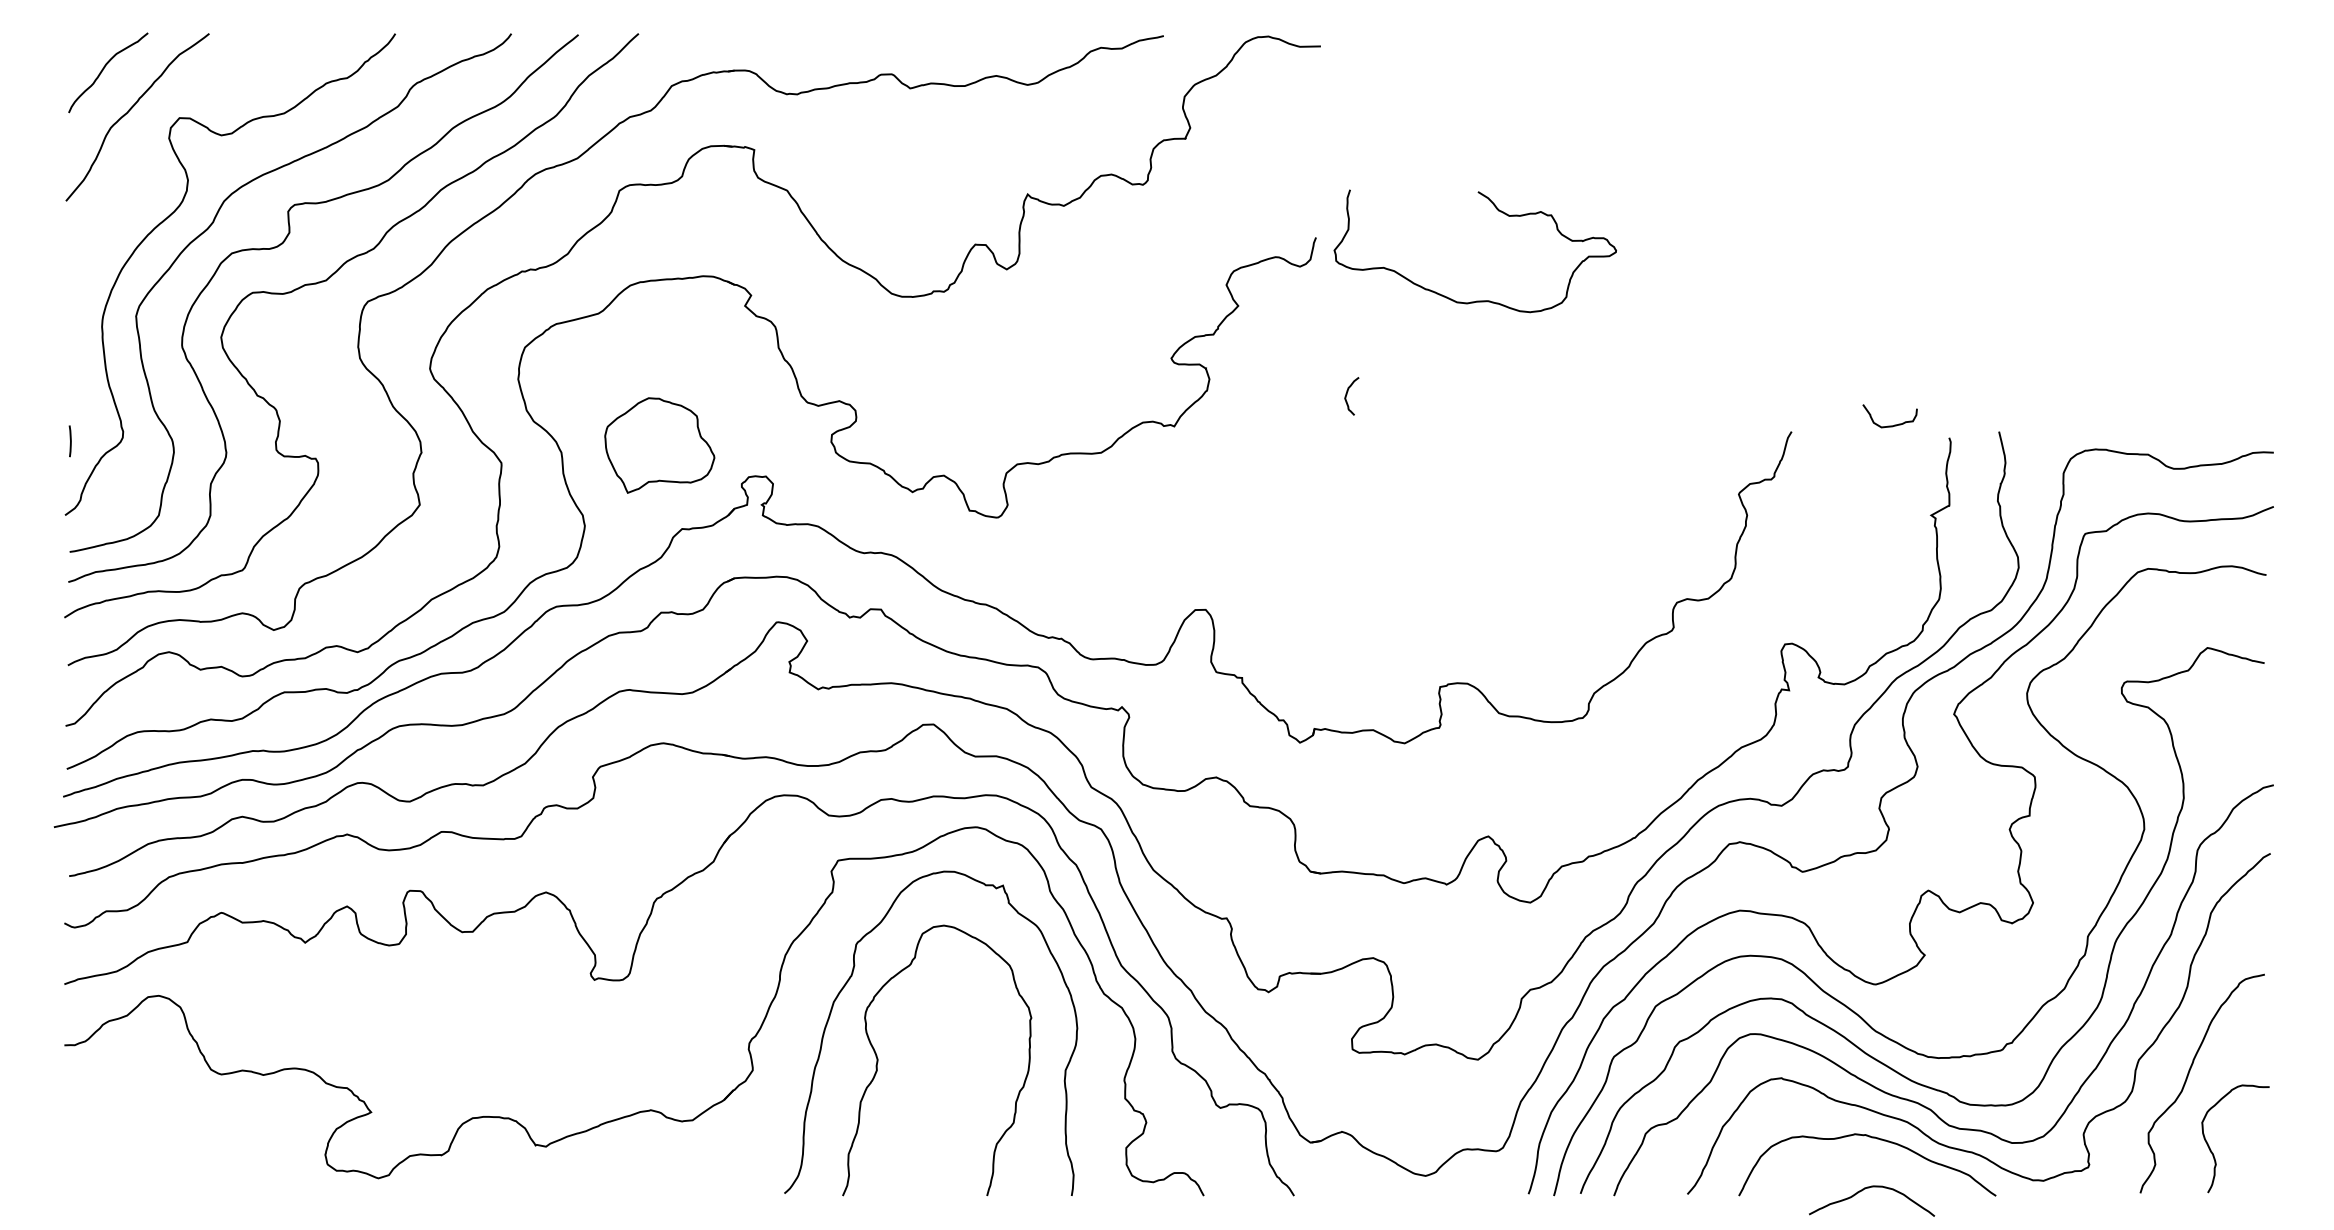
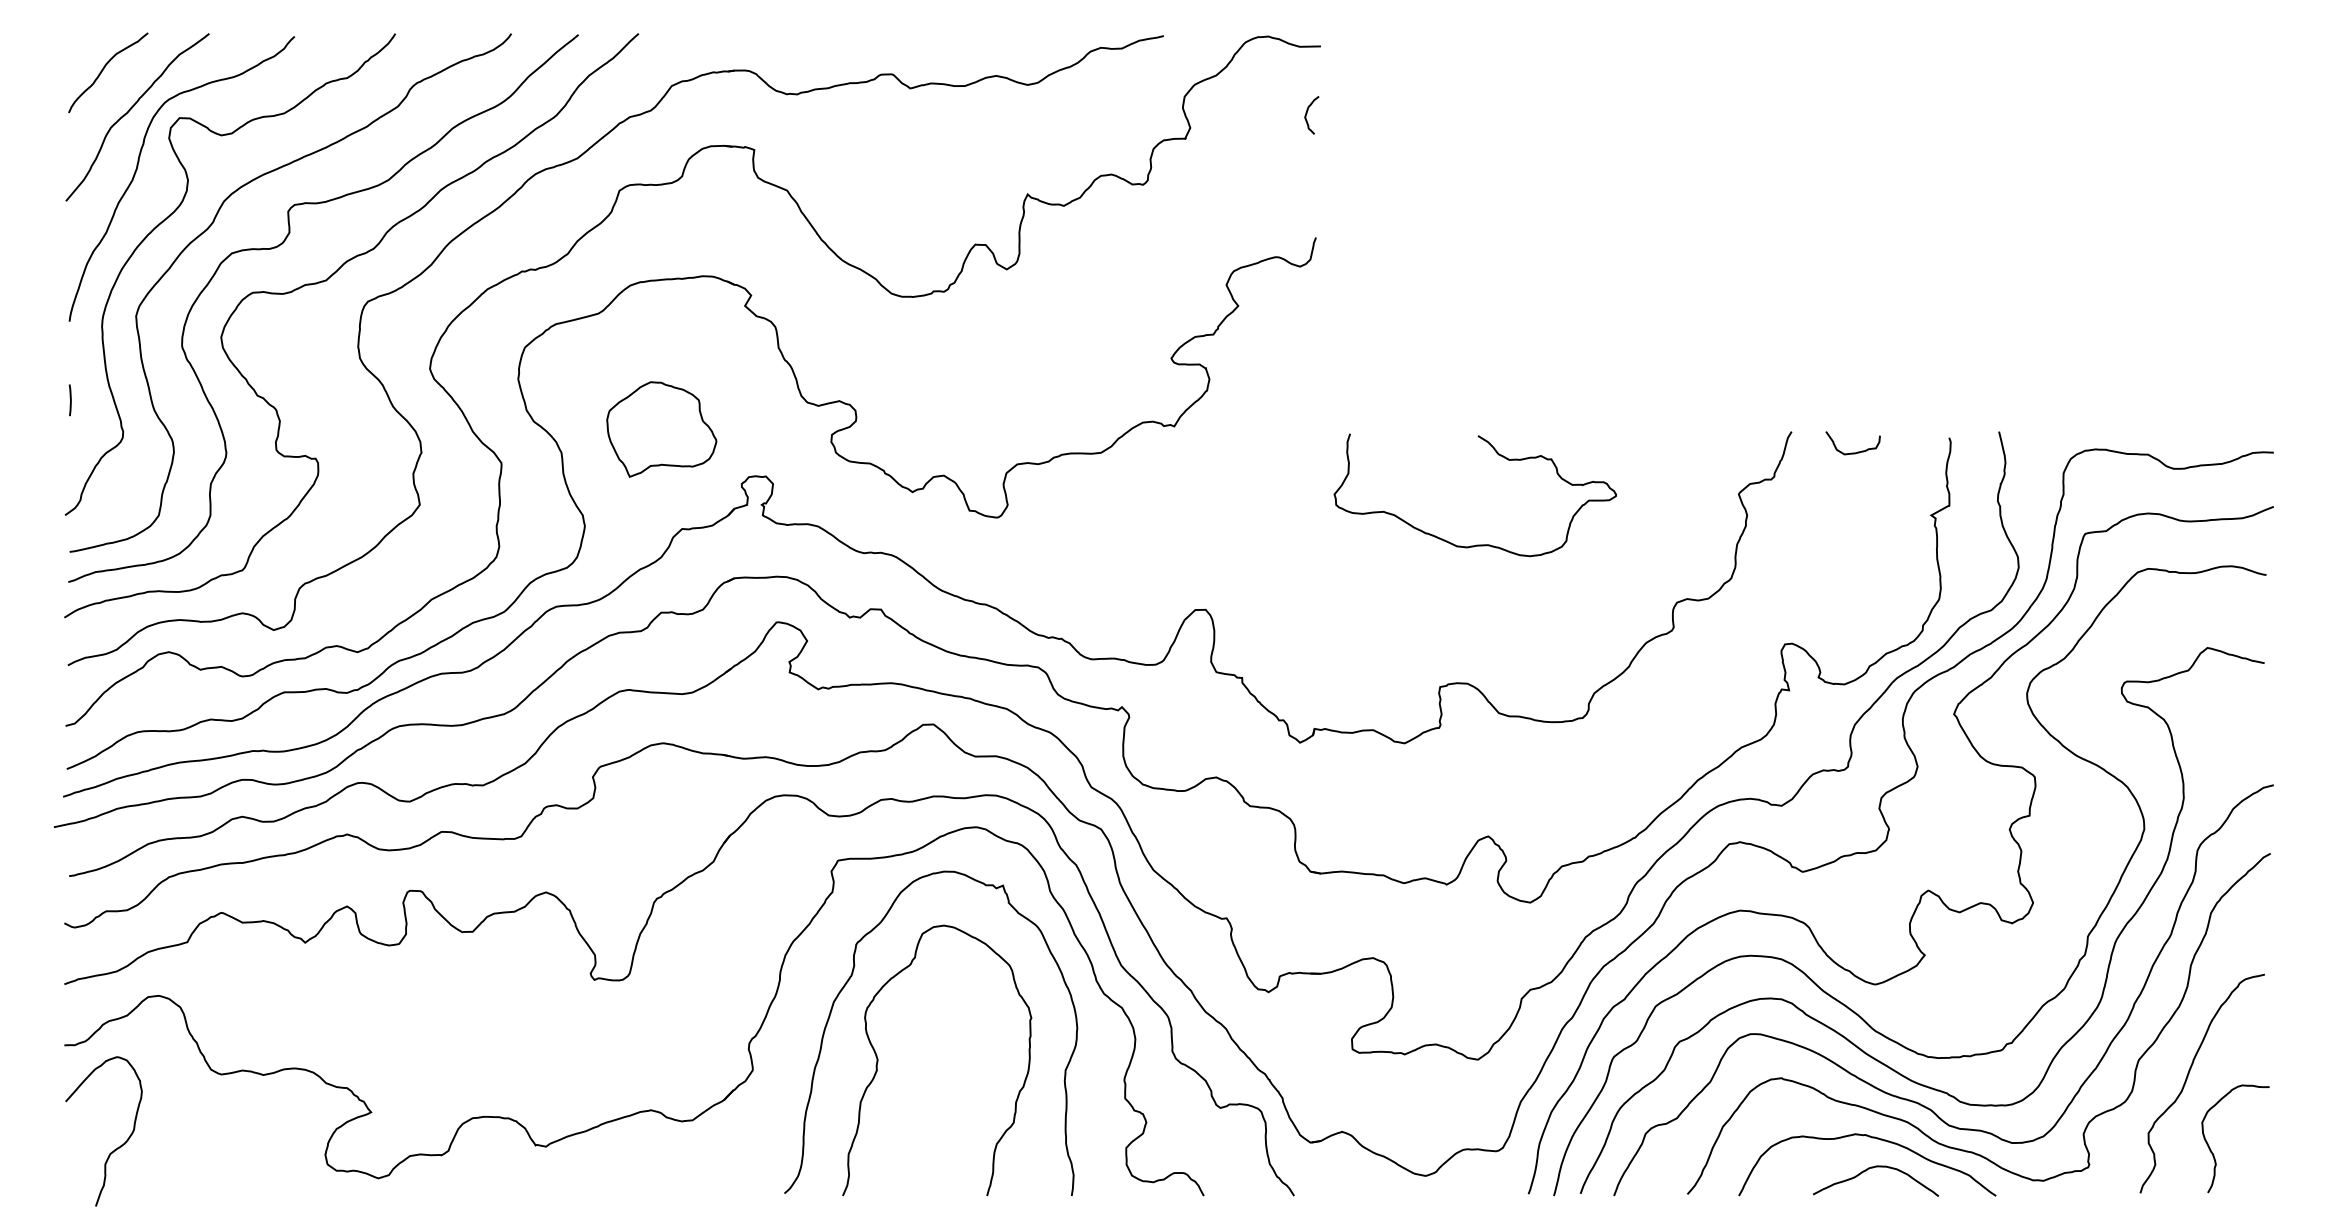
curve: none -> present (138, 166)
curve position: (1498, 211) -> (1498, 455) (1498, 455)
curve position: (1347, 394) -> (1307, 113) (1307, 113)
curve position: (1889, 425) -> (1852, 452) (1852, 452)
line position: (70, 441) -> (70, 400) (70, 400)
part position: (659, 445) -> (661, 429) (661, 429)
curve: none -> present (115, 1148)
curve position: (1869, 1188) -> (1873, 1168) (1873, 1168)
